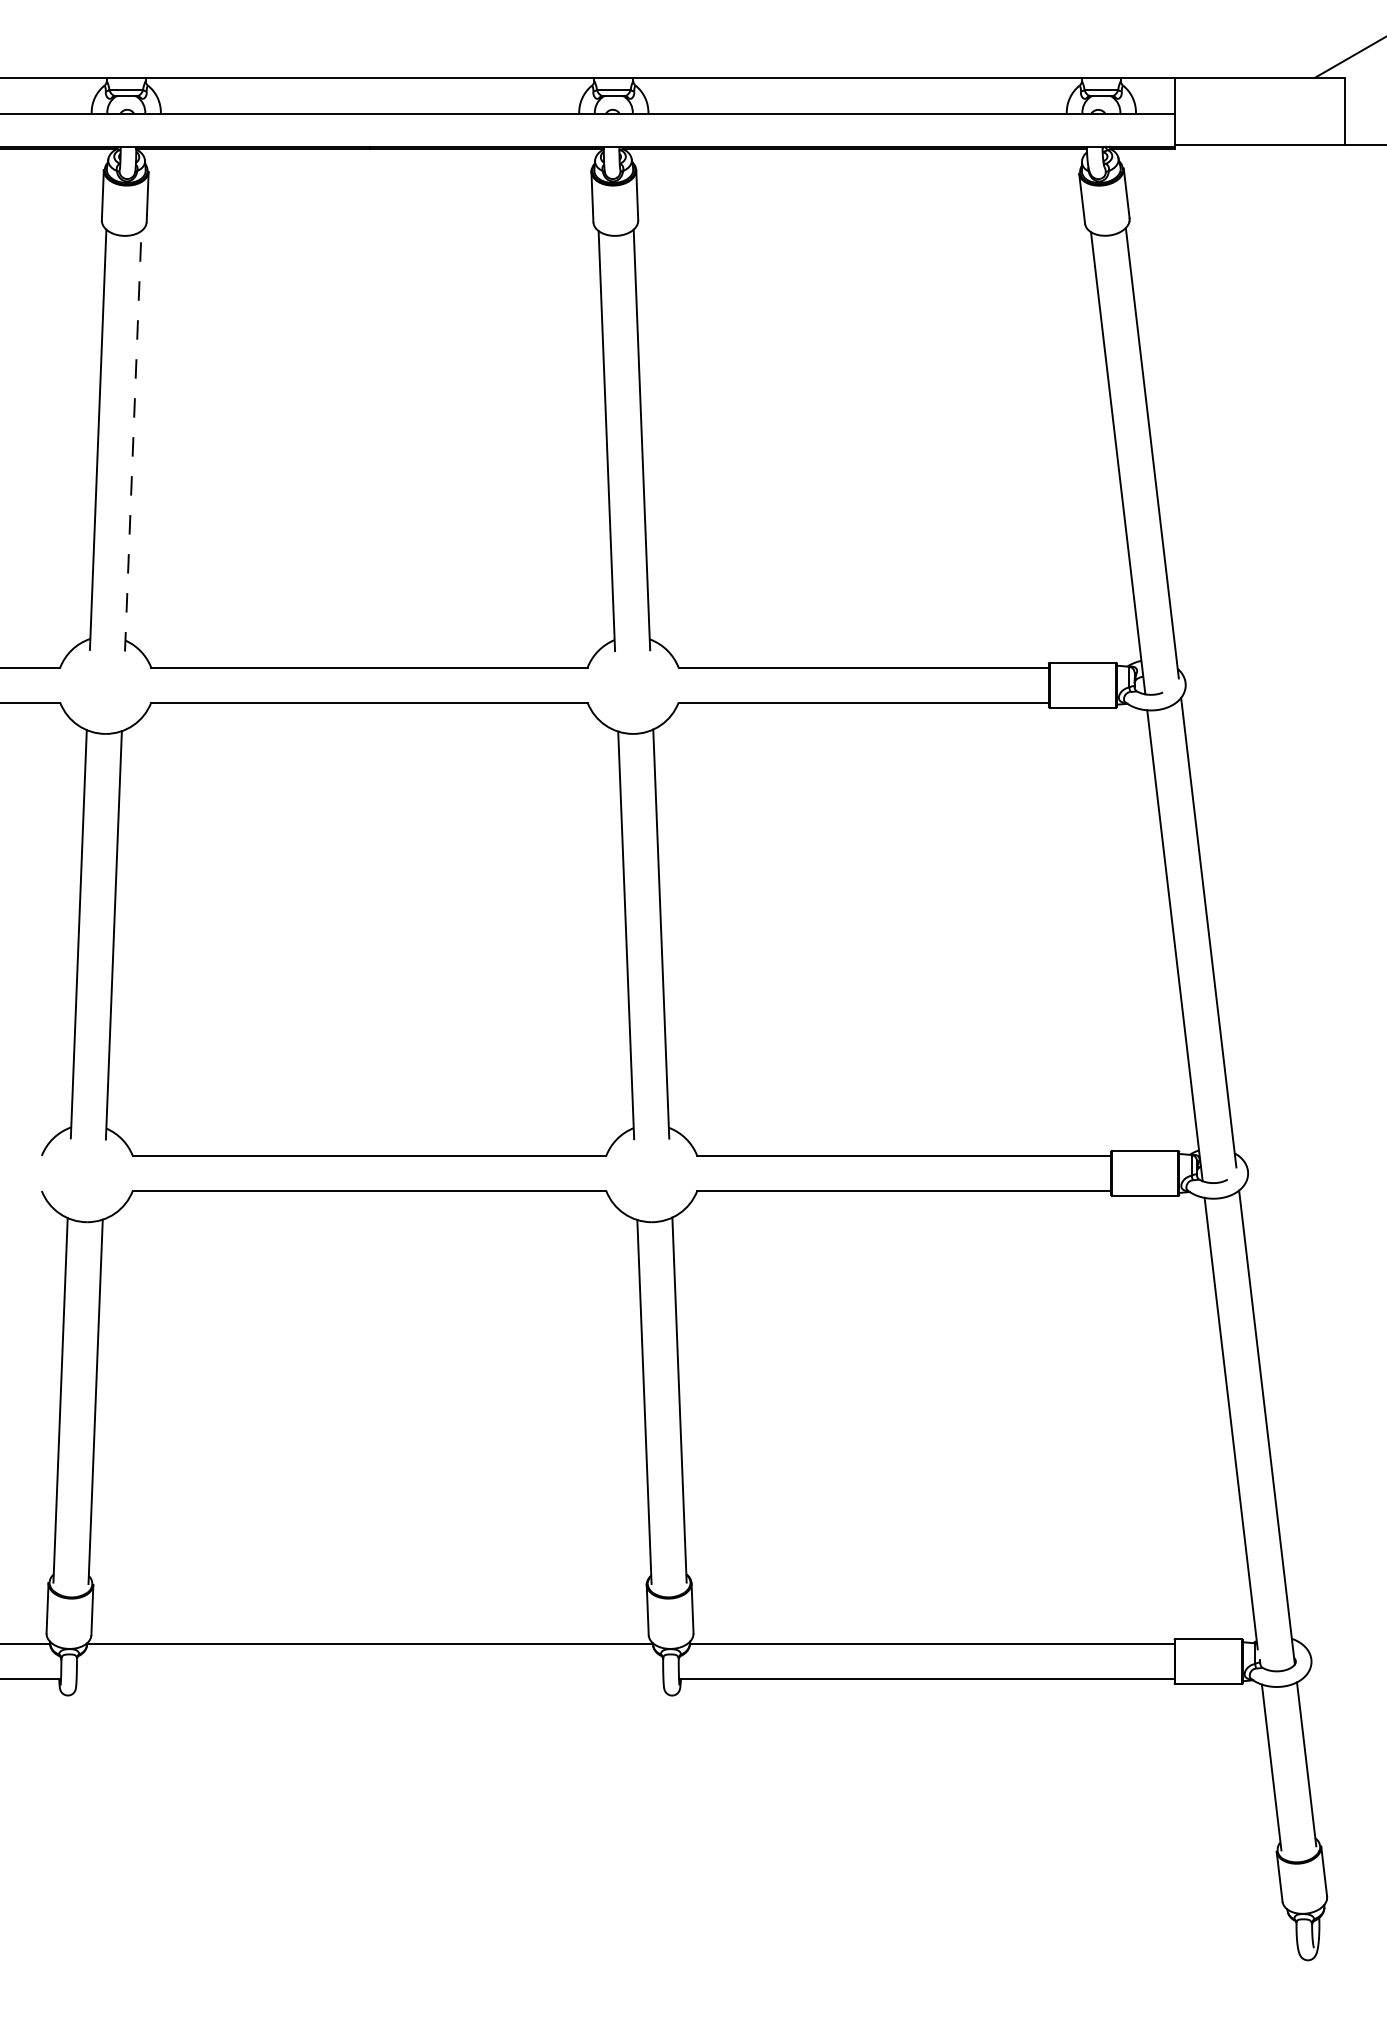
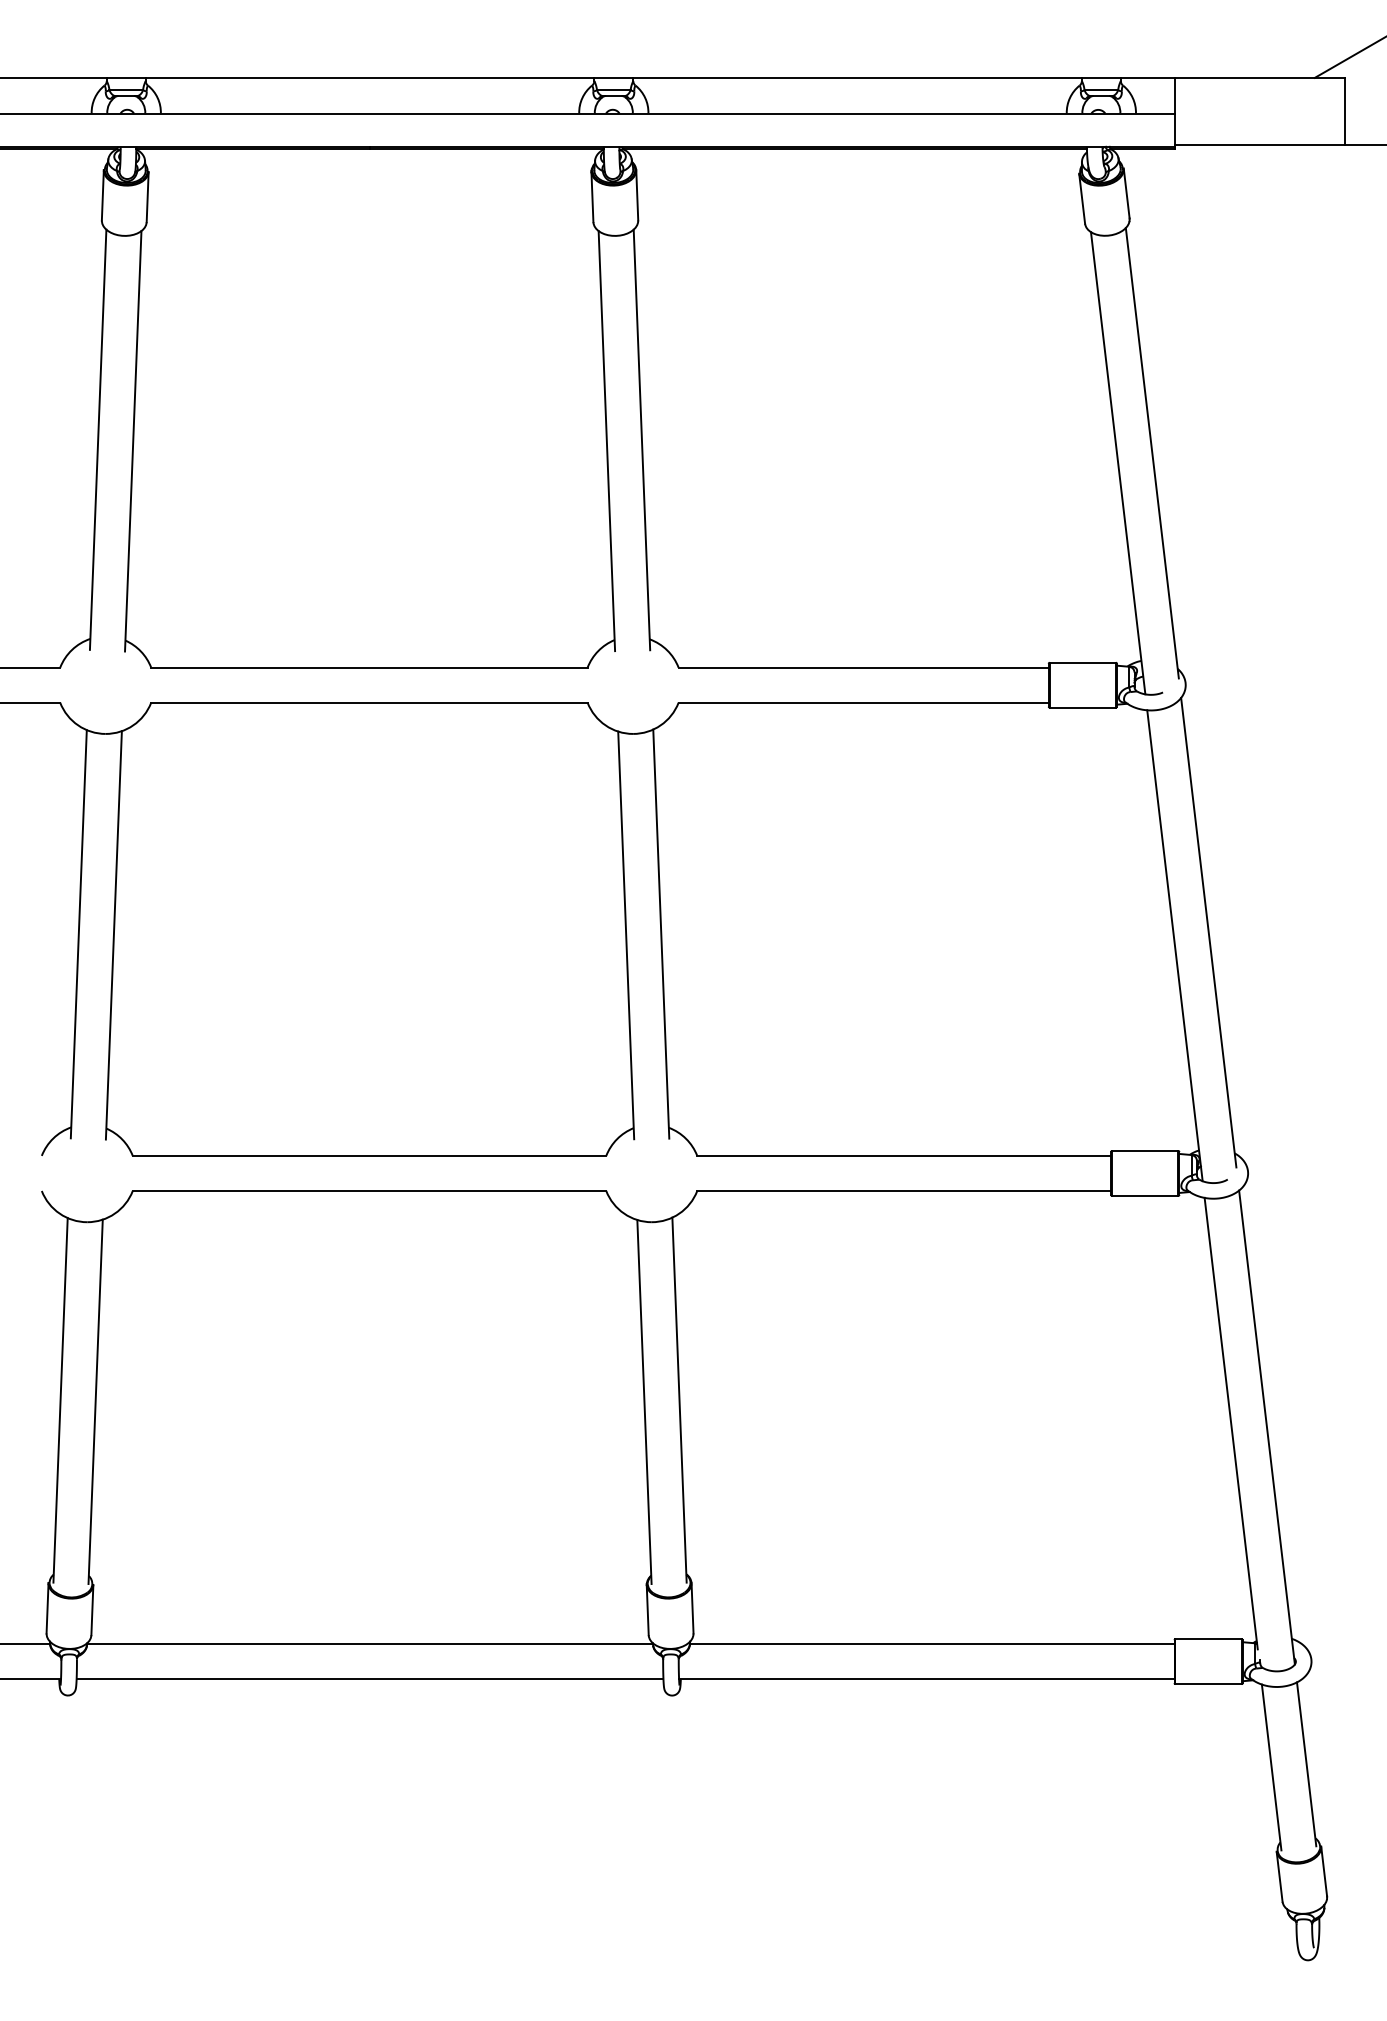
line: dashed -> solid (133, 440)
line: none -> present (369, 1679)
